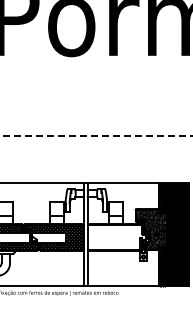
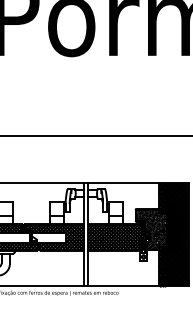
line: dashed -> solid (96, 135)
hatch: none -> present (117, 237)
